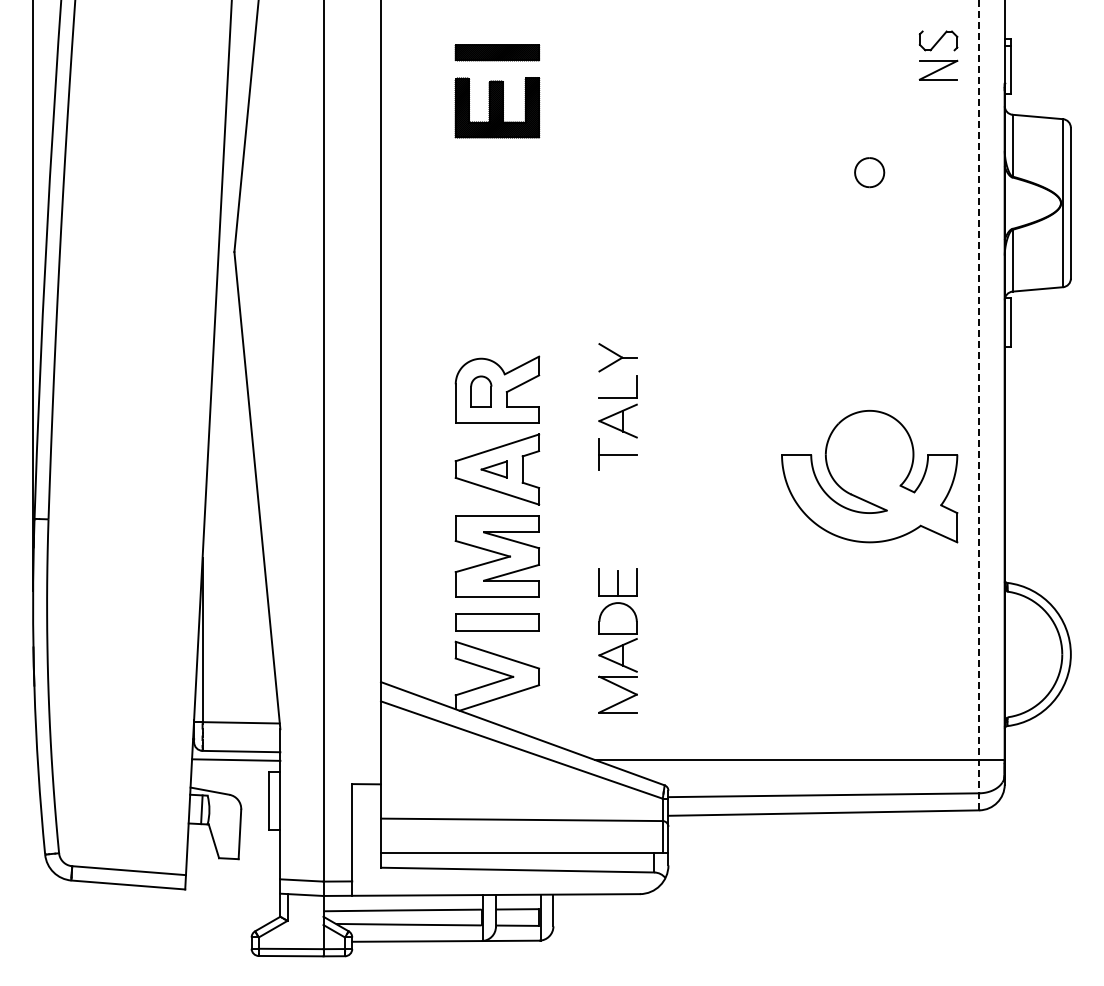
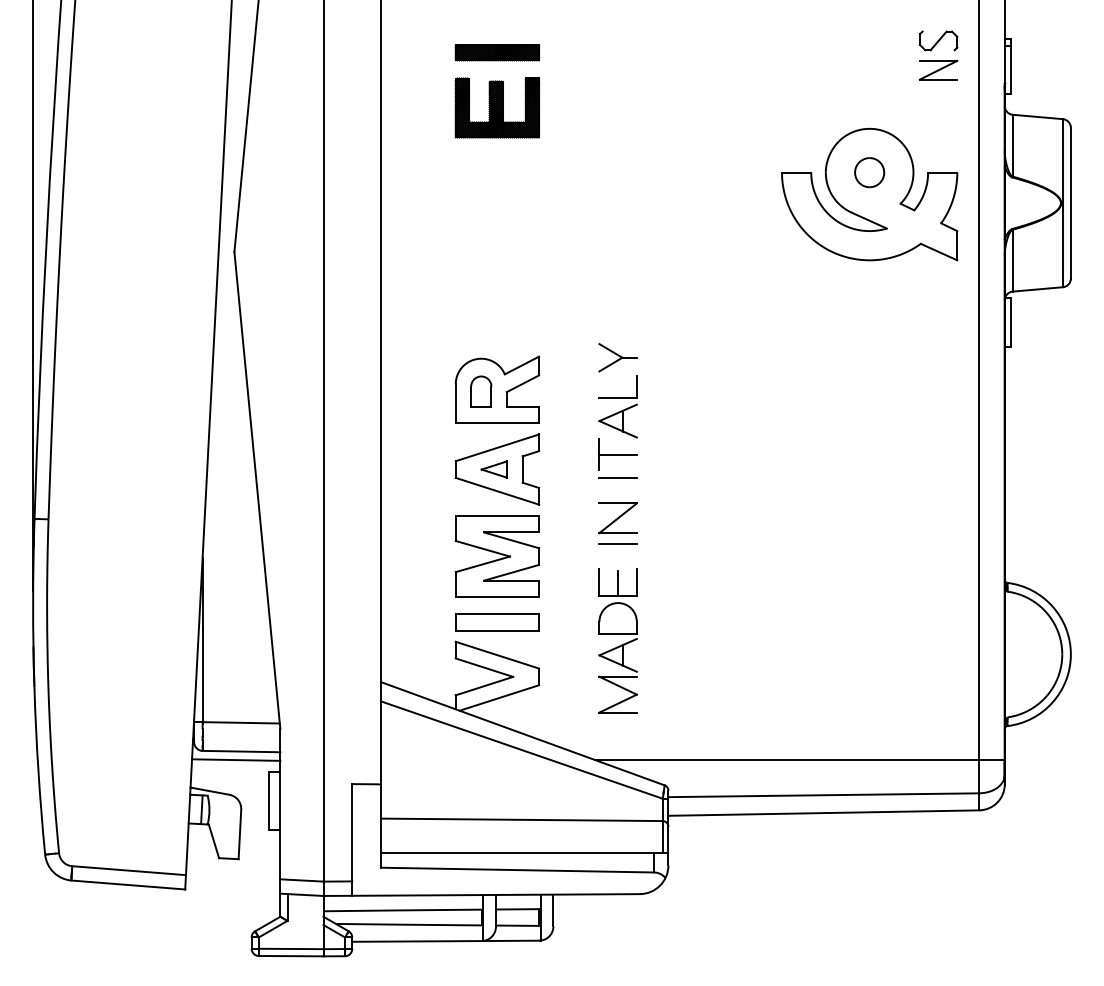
line: dashed -> solid (979, 405)
part position: (869, 476) -> (869, 194) (869, 194)
line: none -> present (617, 477)
part: none -> present (617, 518)
line: none -> present (617, 544)
